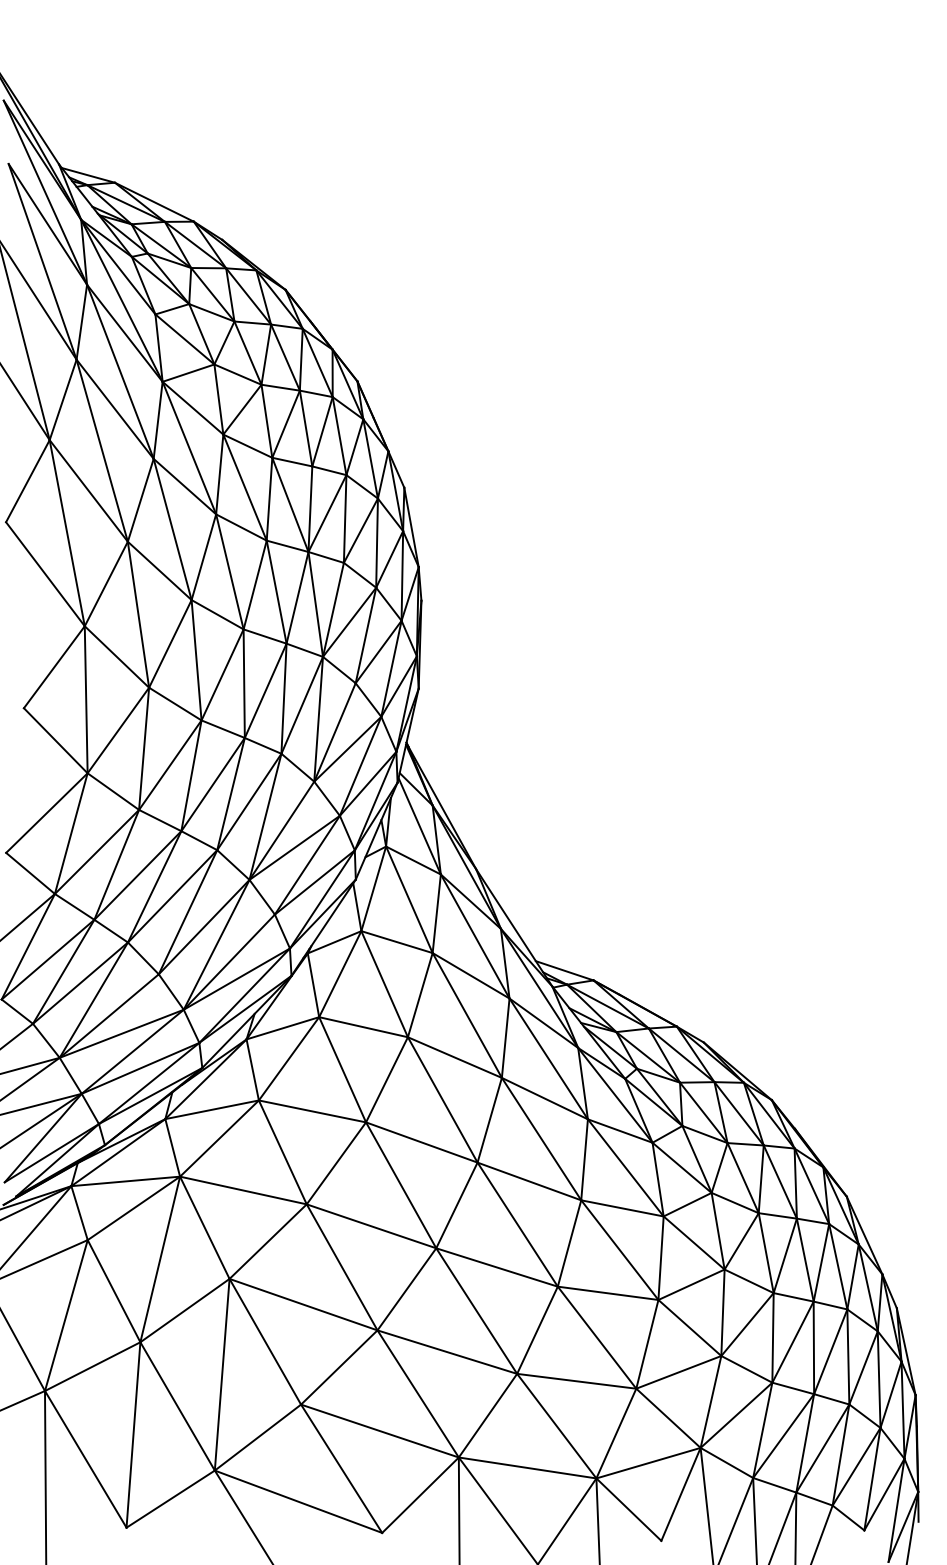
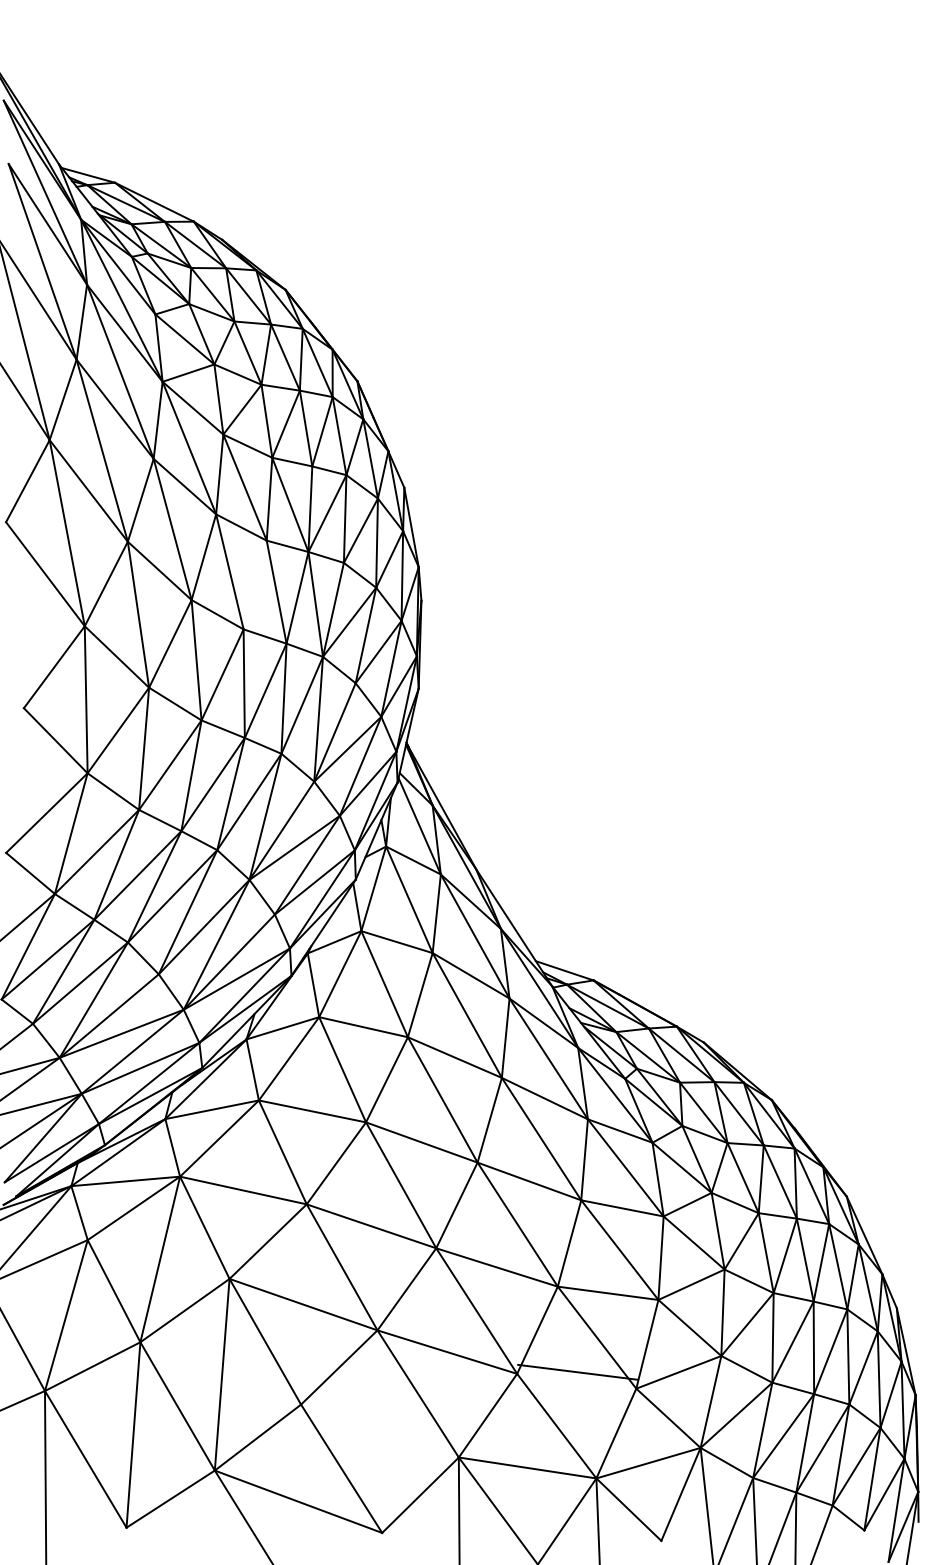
line: present -> none (254, 584)
line position: (576, 1380) -> (577, 1371) (577, 1371)
line: present -> none (379, 1430)
